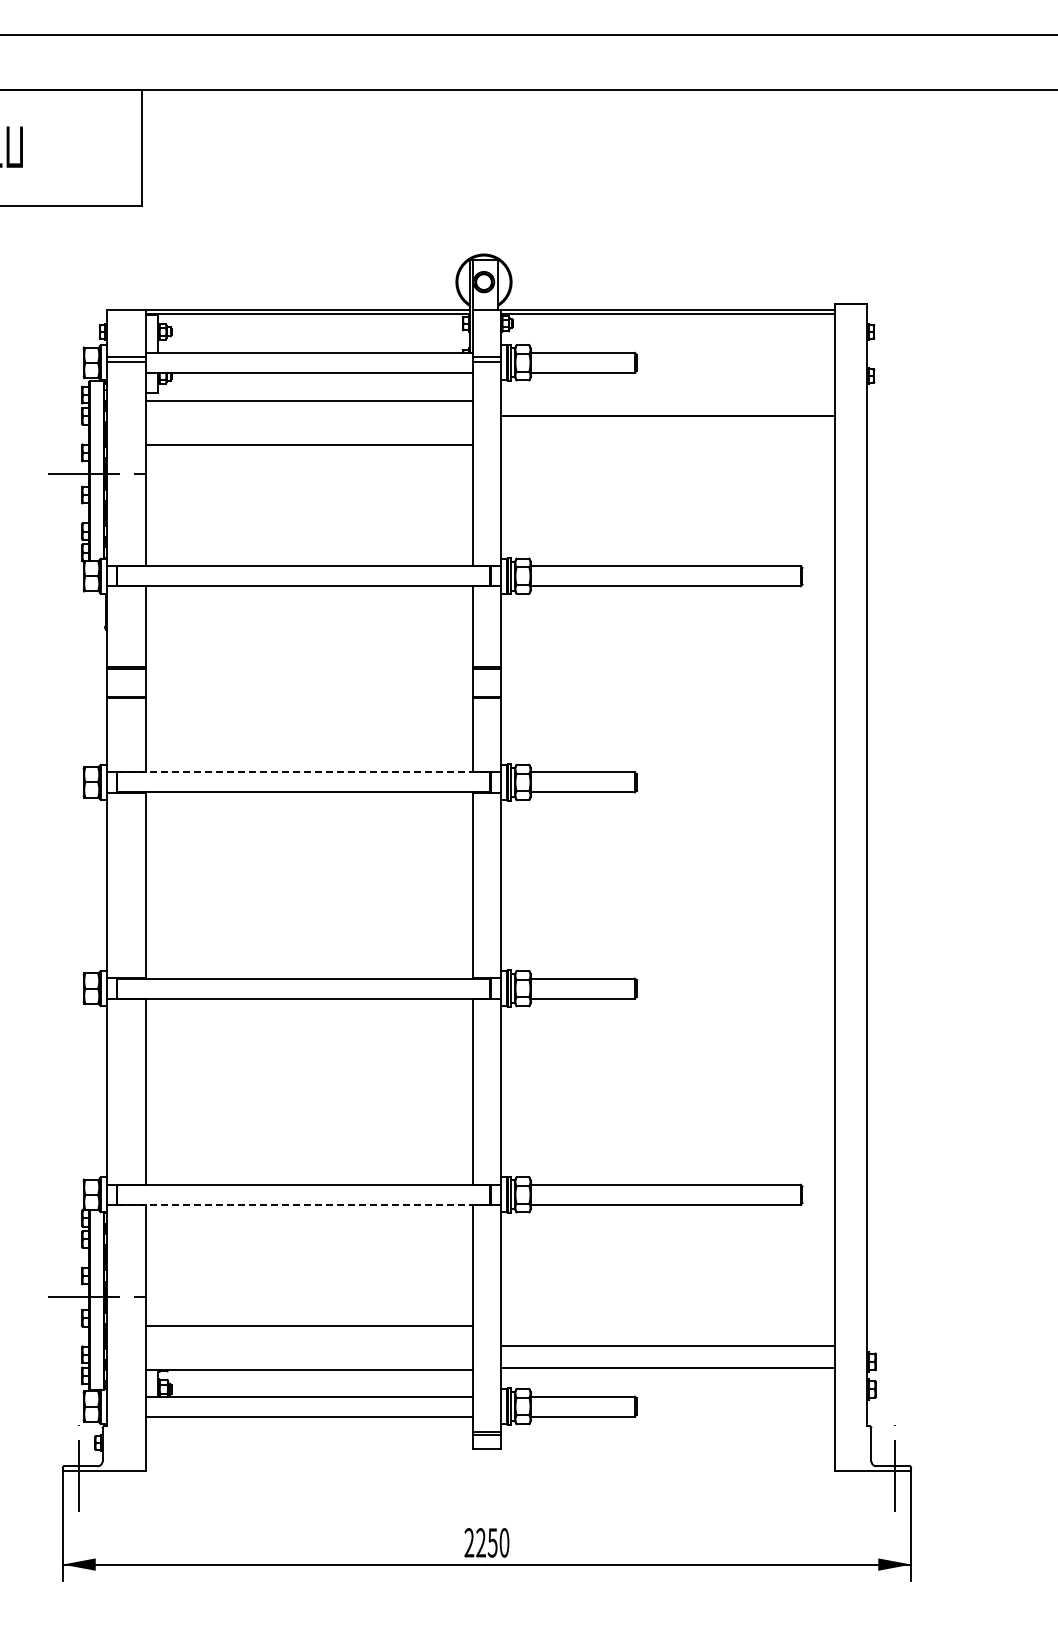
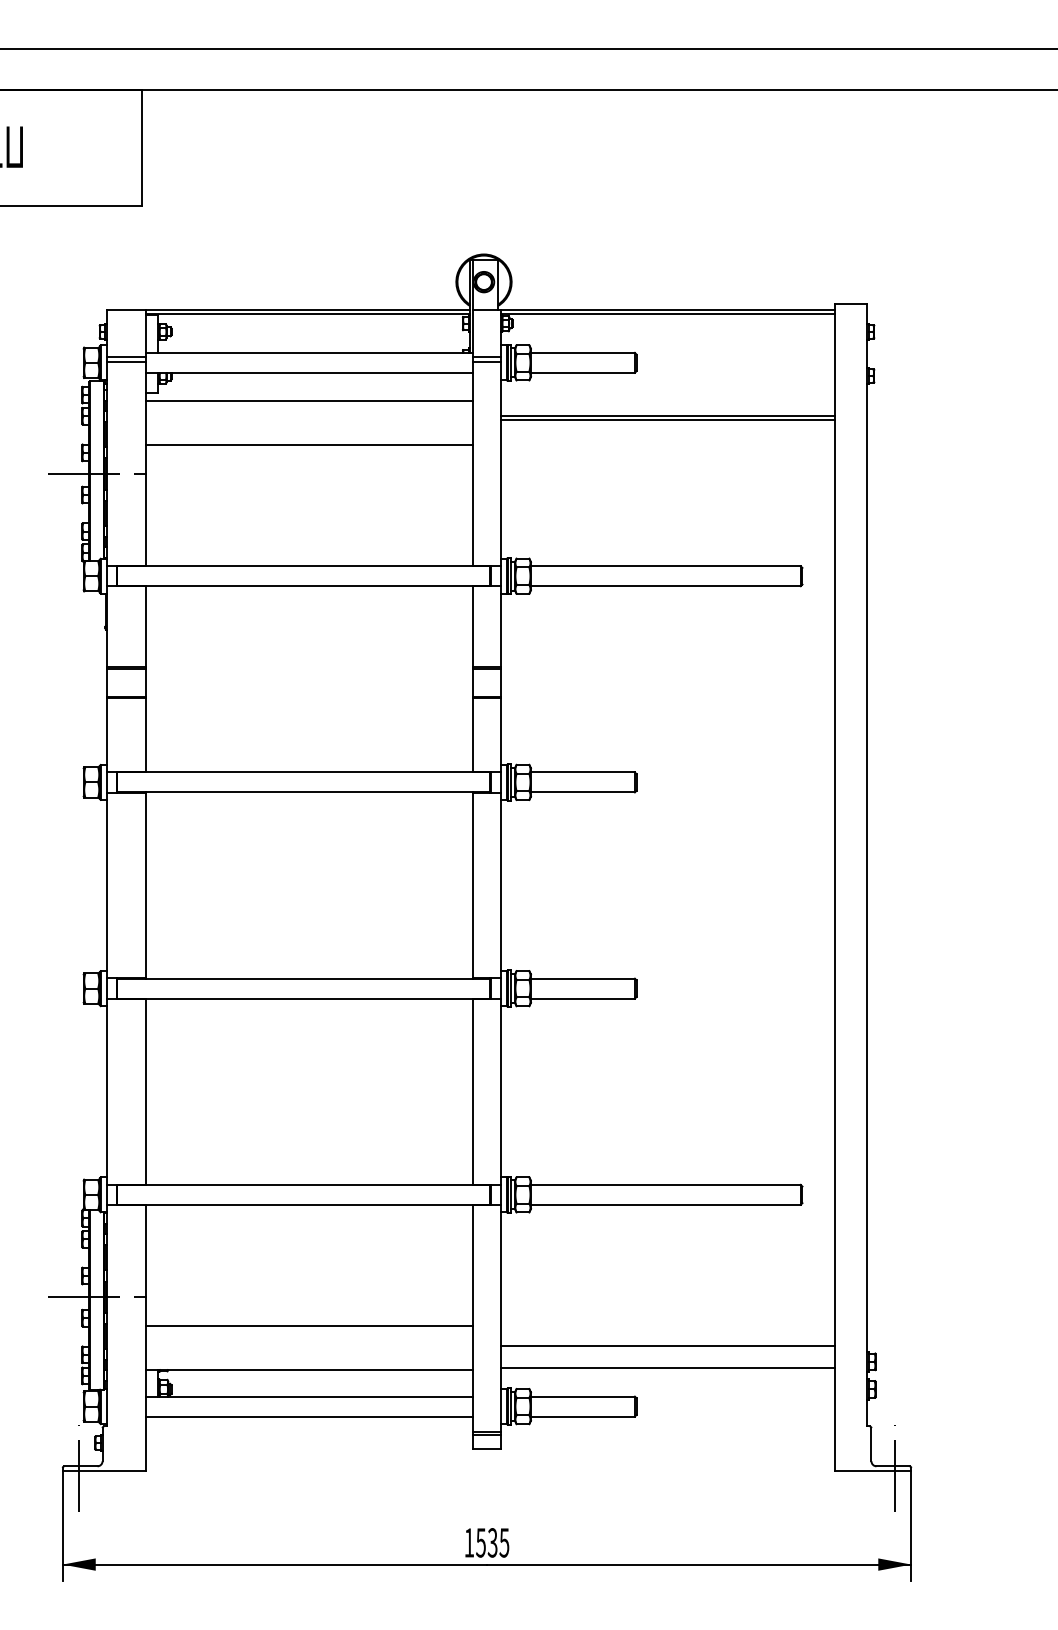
line position: (528, 34) -> (528, 48) (528, 48)
line: none -> present (667, 420)
line: dashed -> solid (304, 772)
line: dashed -> solid (304, 1204)
text: 2250 -> 1535 (486, 1542)
